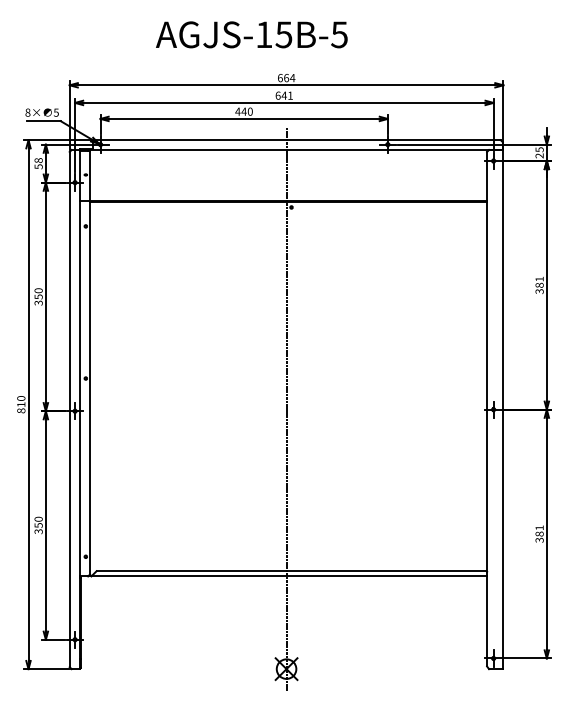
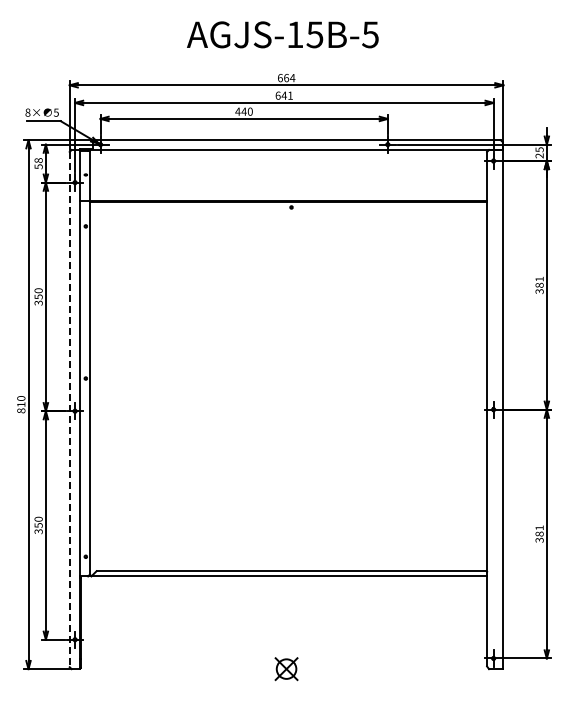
text position: (251, 34) -> (282, 34) (282, 34)
line: present -> none (286, 408)
line: solid -> dashed (69, 409)
